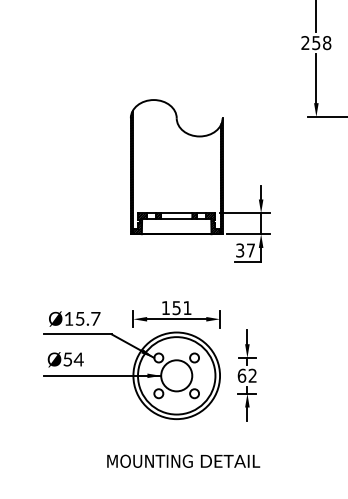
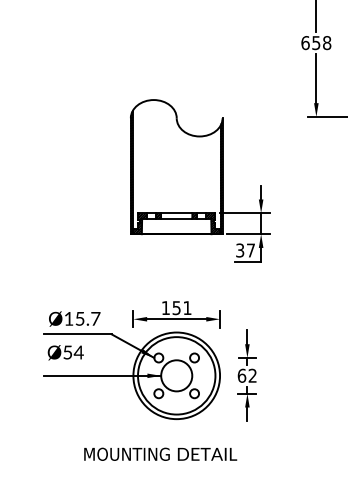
text: 258 -> 658 (305, 43)
text position: (65, 359) -> (65, 352) (65, 352)
text position: (183, 460) -> (160, 453) (160, 453)
